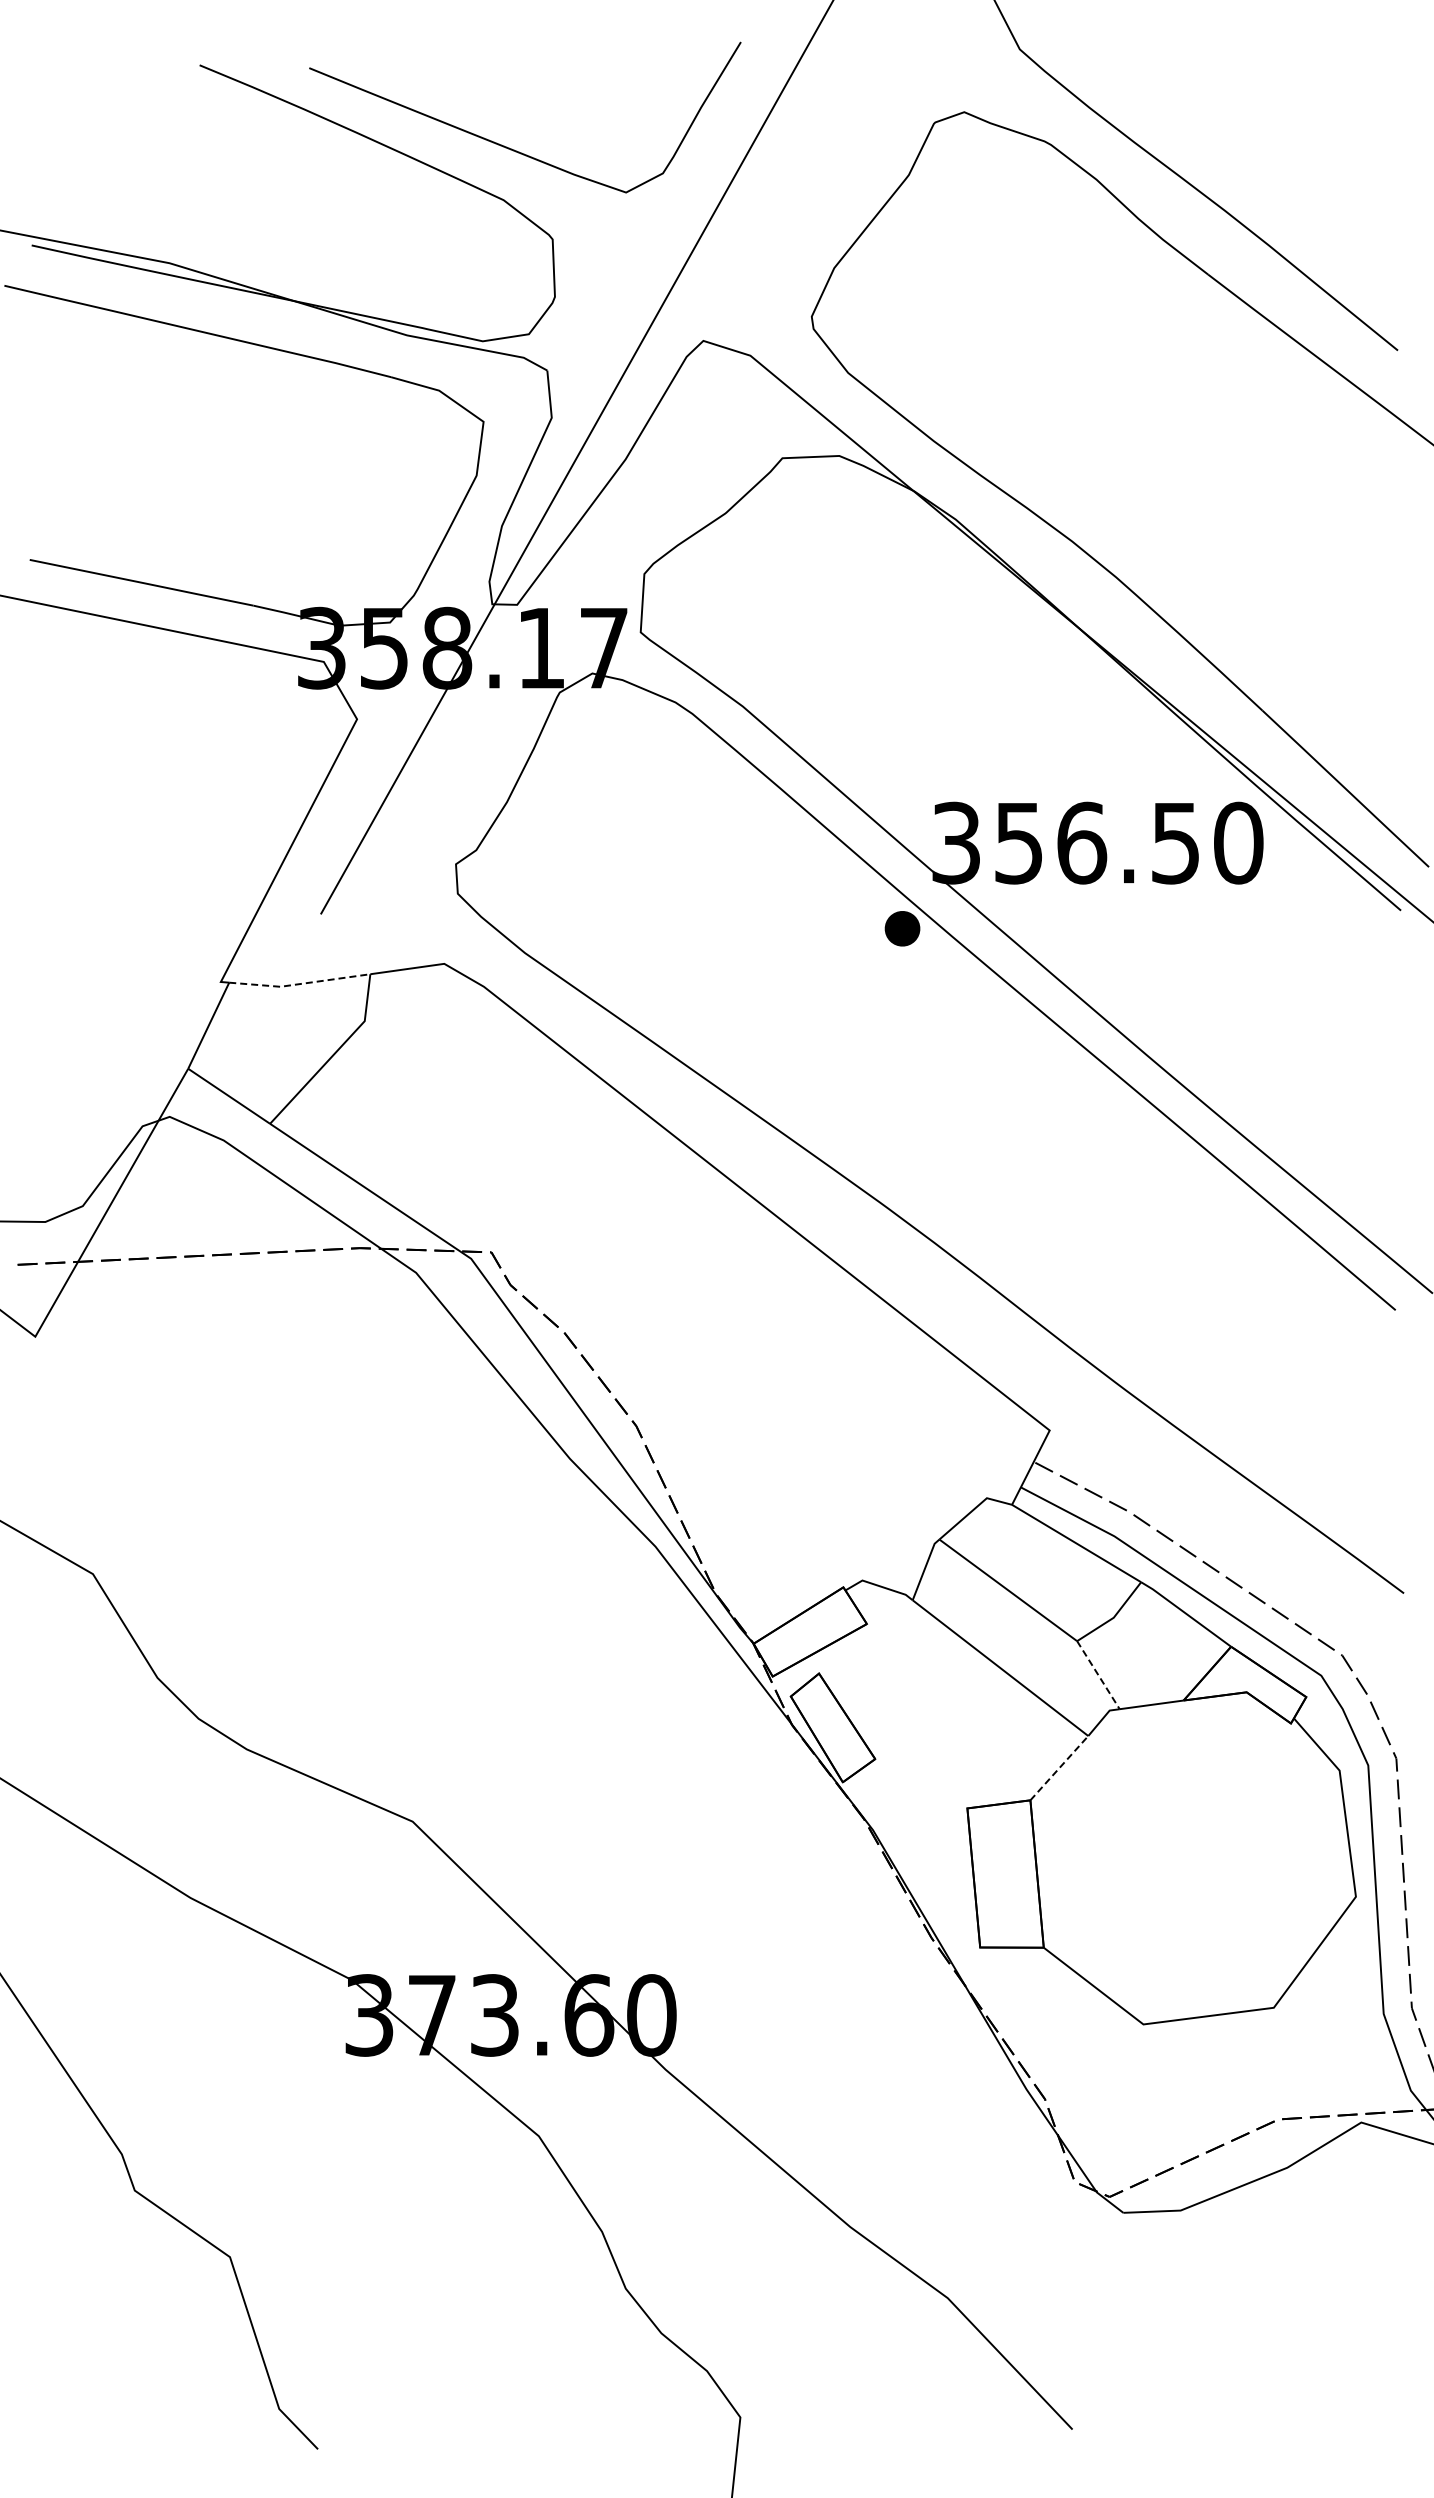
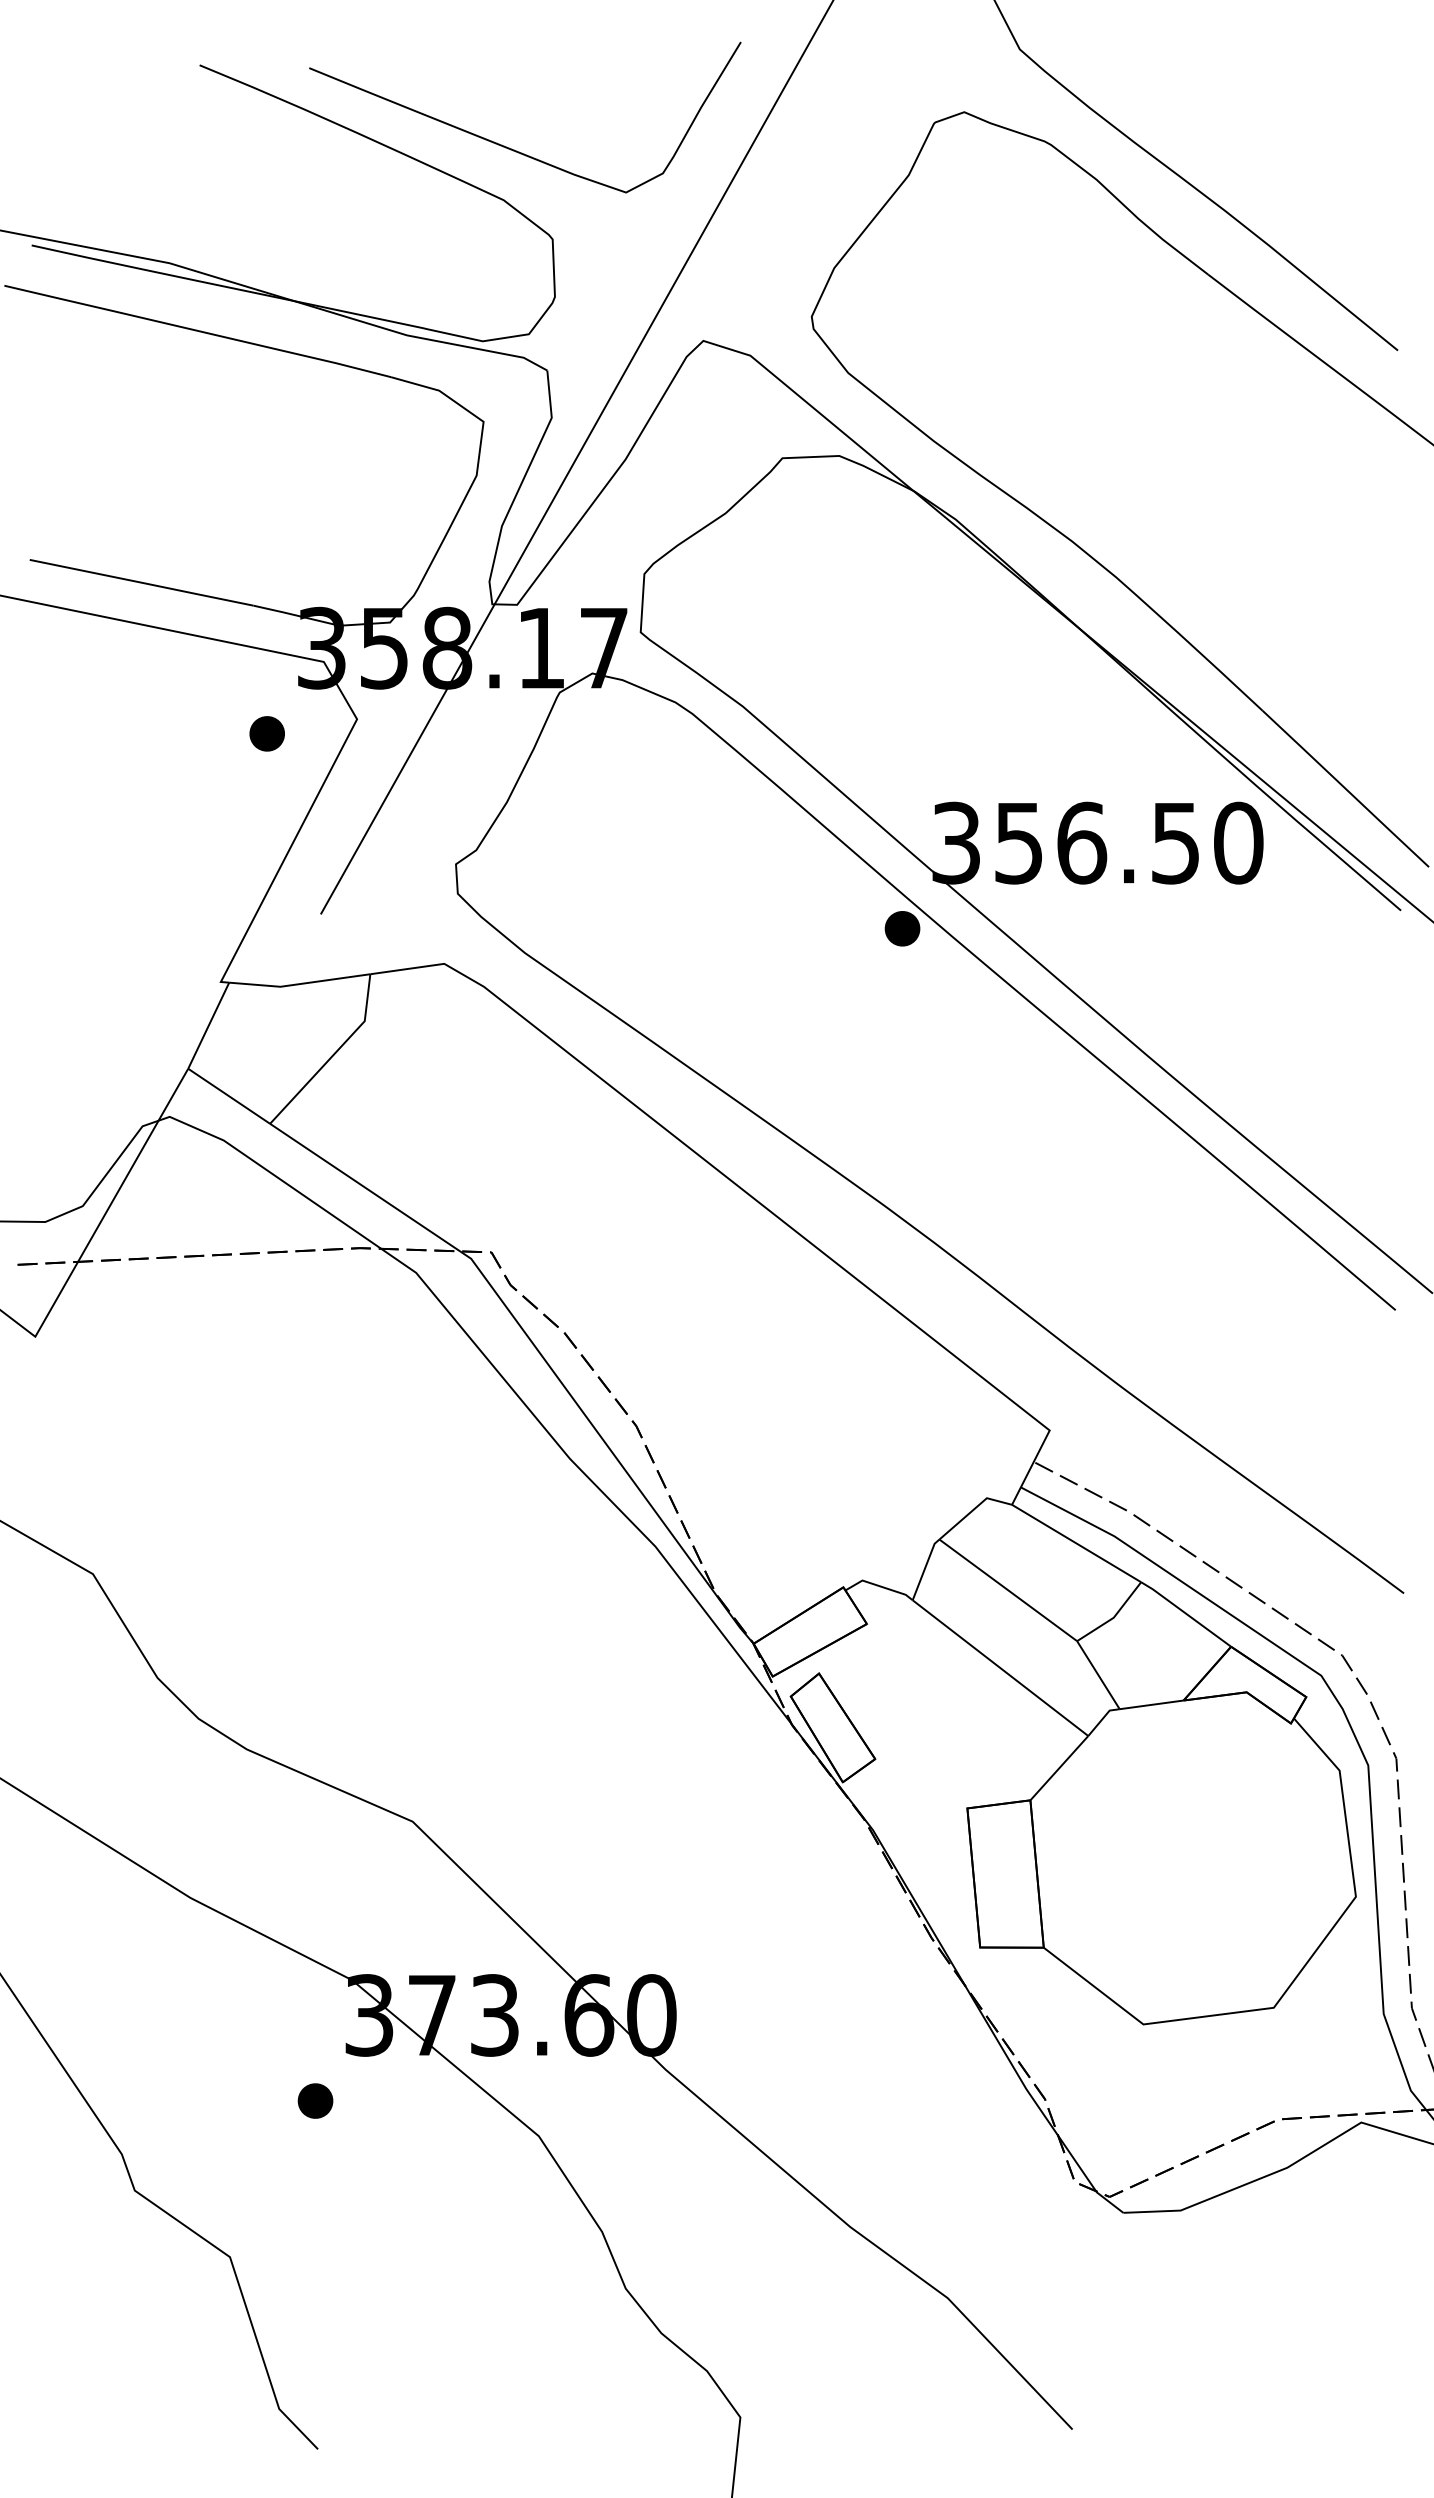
part: none -> present (266, 733)
line: dashed -> solid (299, 984)
line: dashed -> solid (1098, 1675)
line: dashed -> solid (1059, 1767)
part: none -> present (315, 2100)
